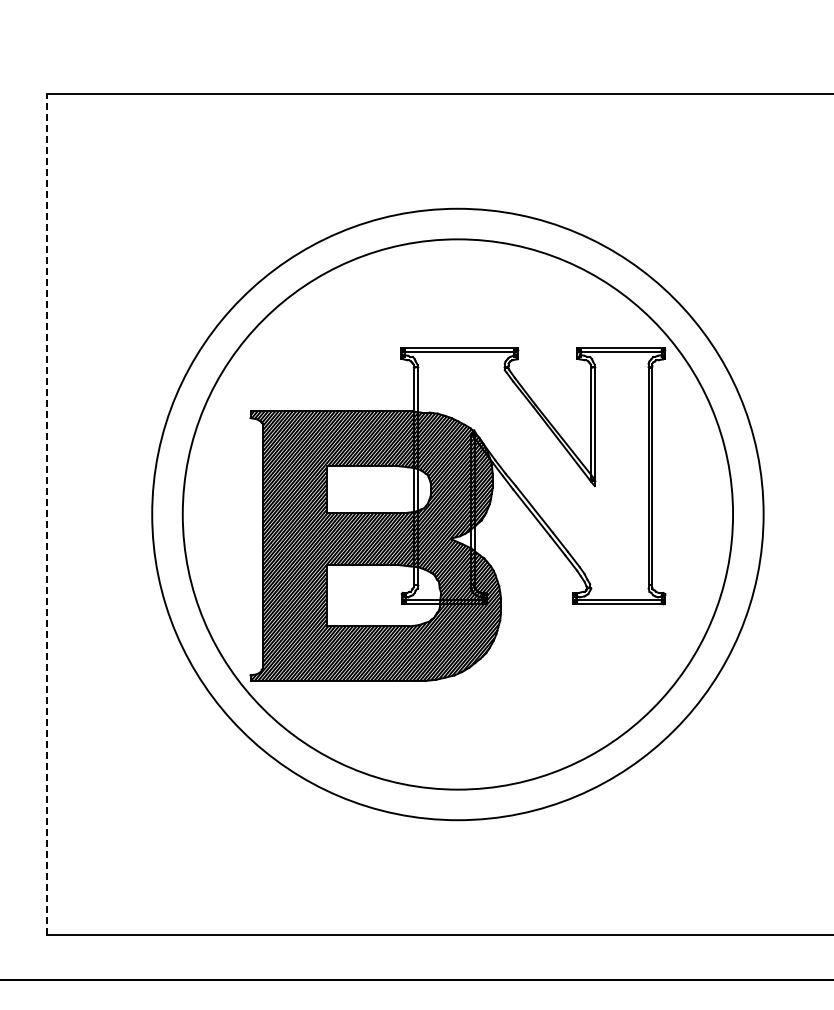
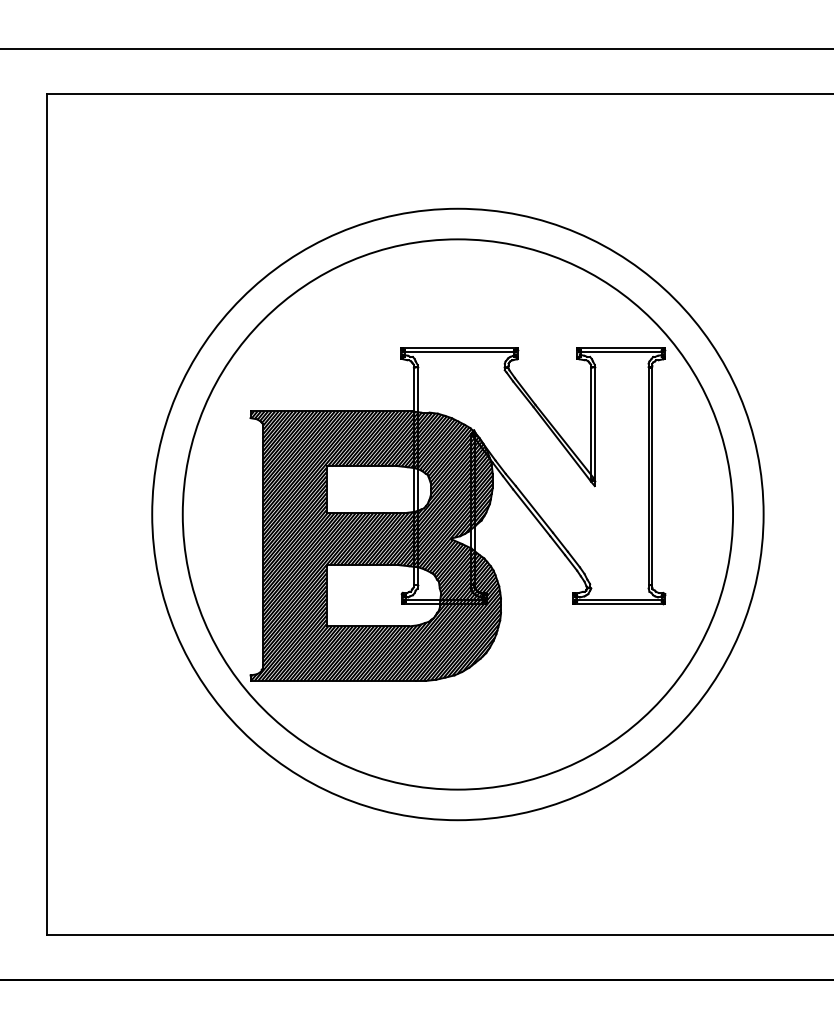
line: none -> present (416, 49)
line: dashed -> solid (47, 514)
